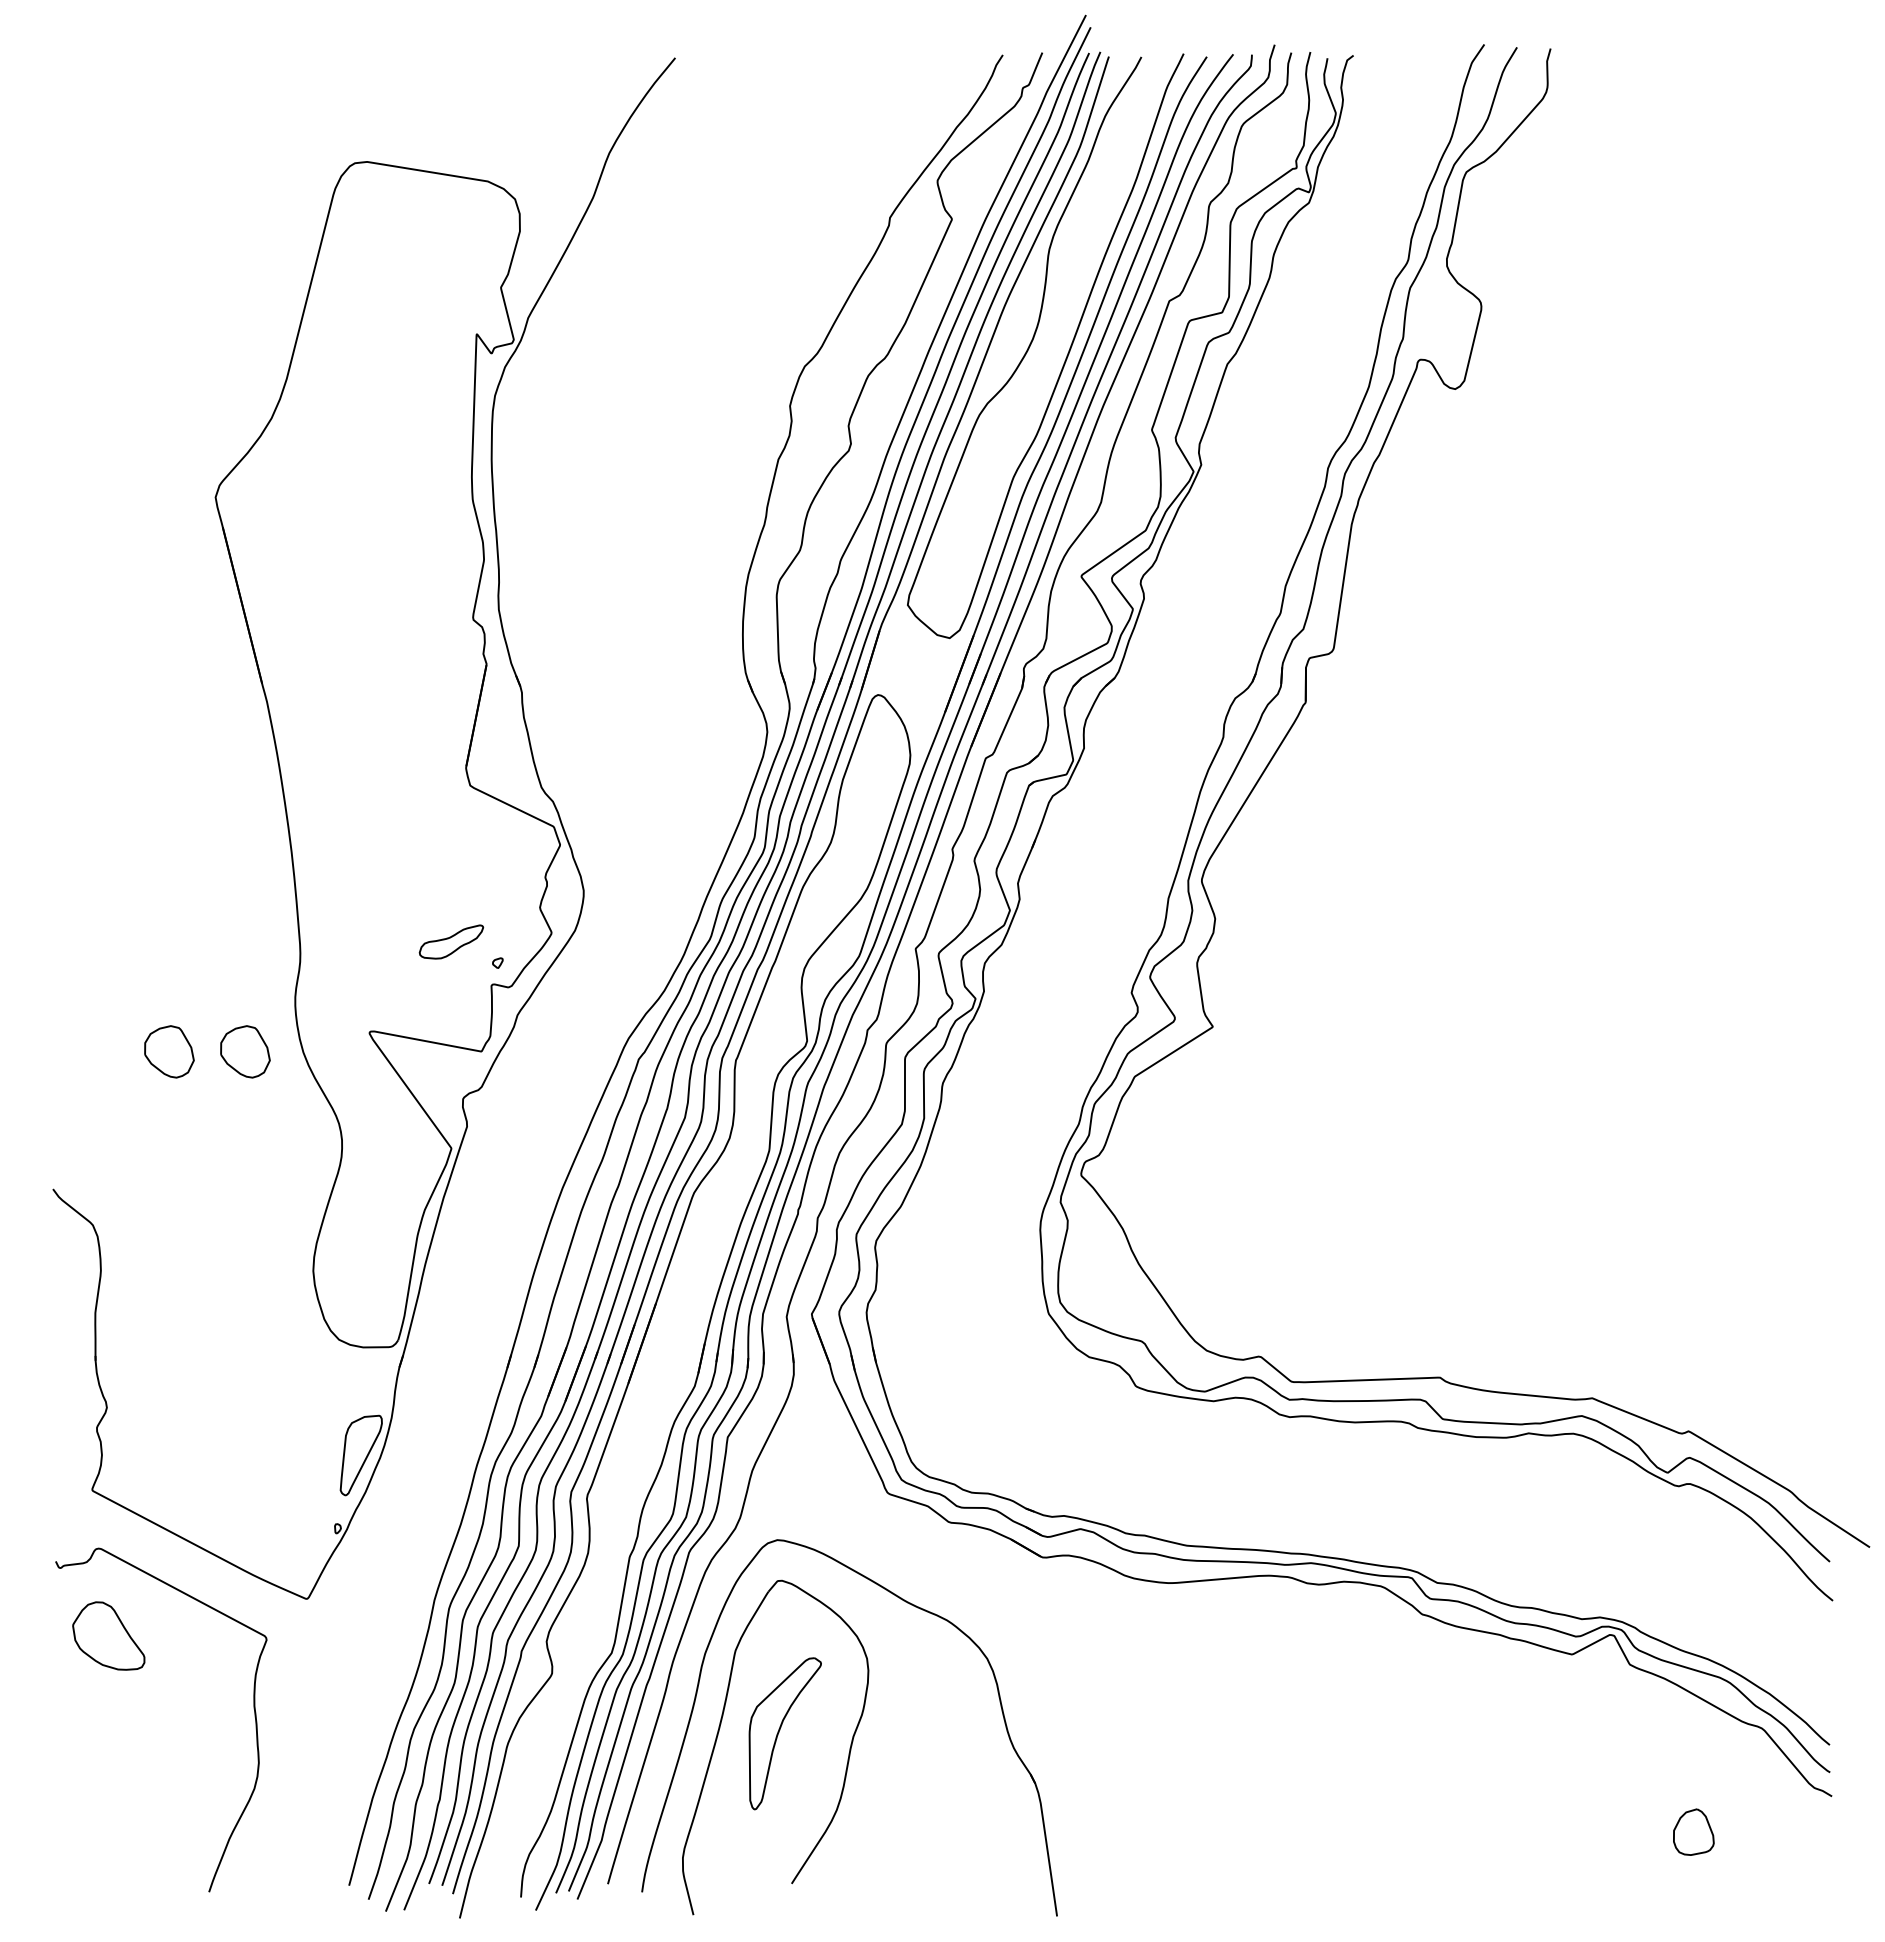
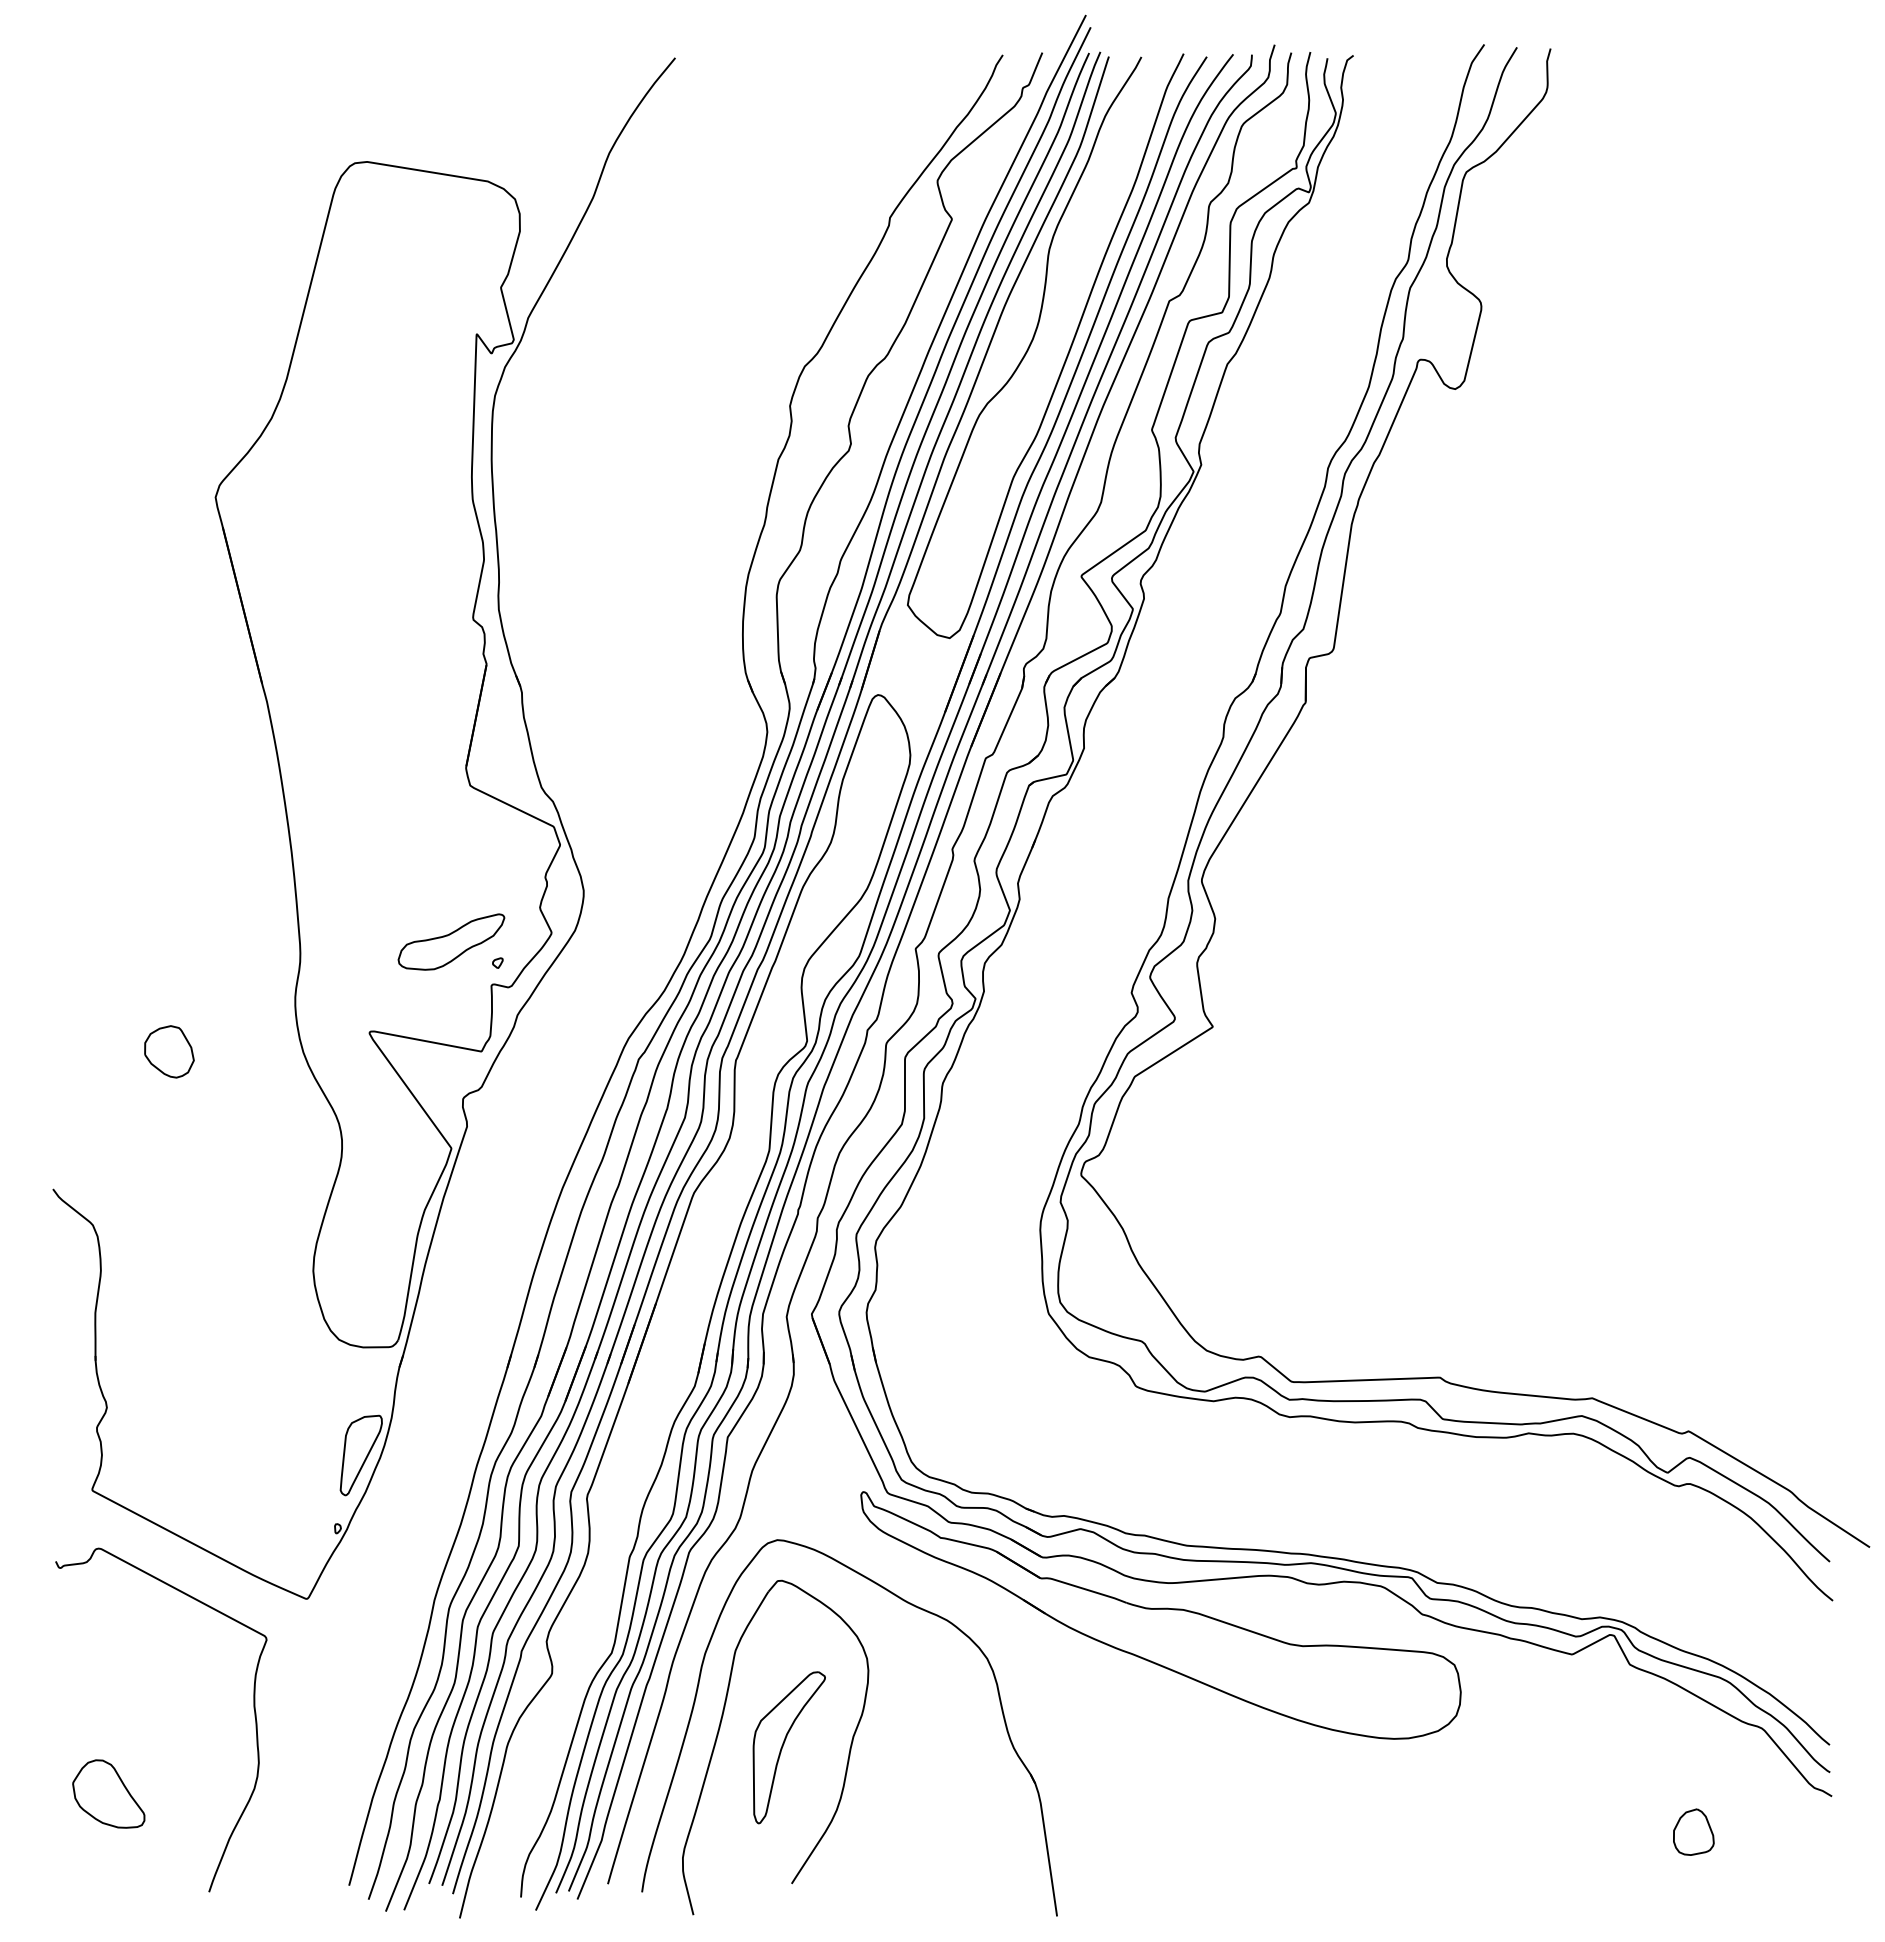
part size: 67x36 px -> 109x58 px (451, 941)
part: present -> none (245, 1051)
part: none -> present (1160, 1615)
part position: (108, 1635) -> (108, 1793) (108, 1793)
part position: (784, 1733) -> (788, 1747) (788, 1747)
